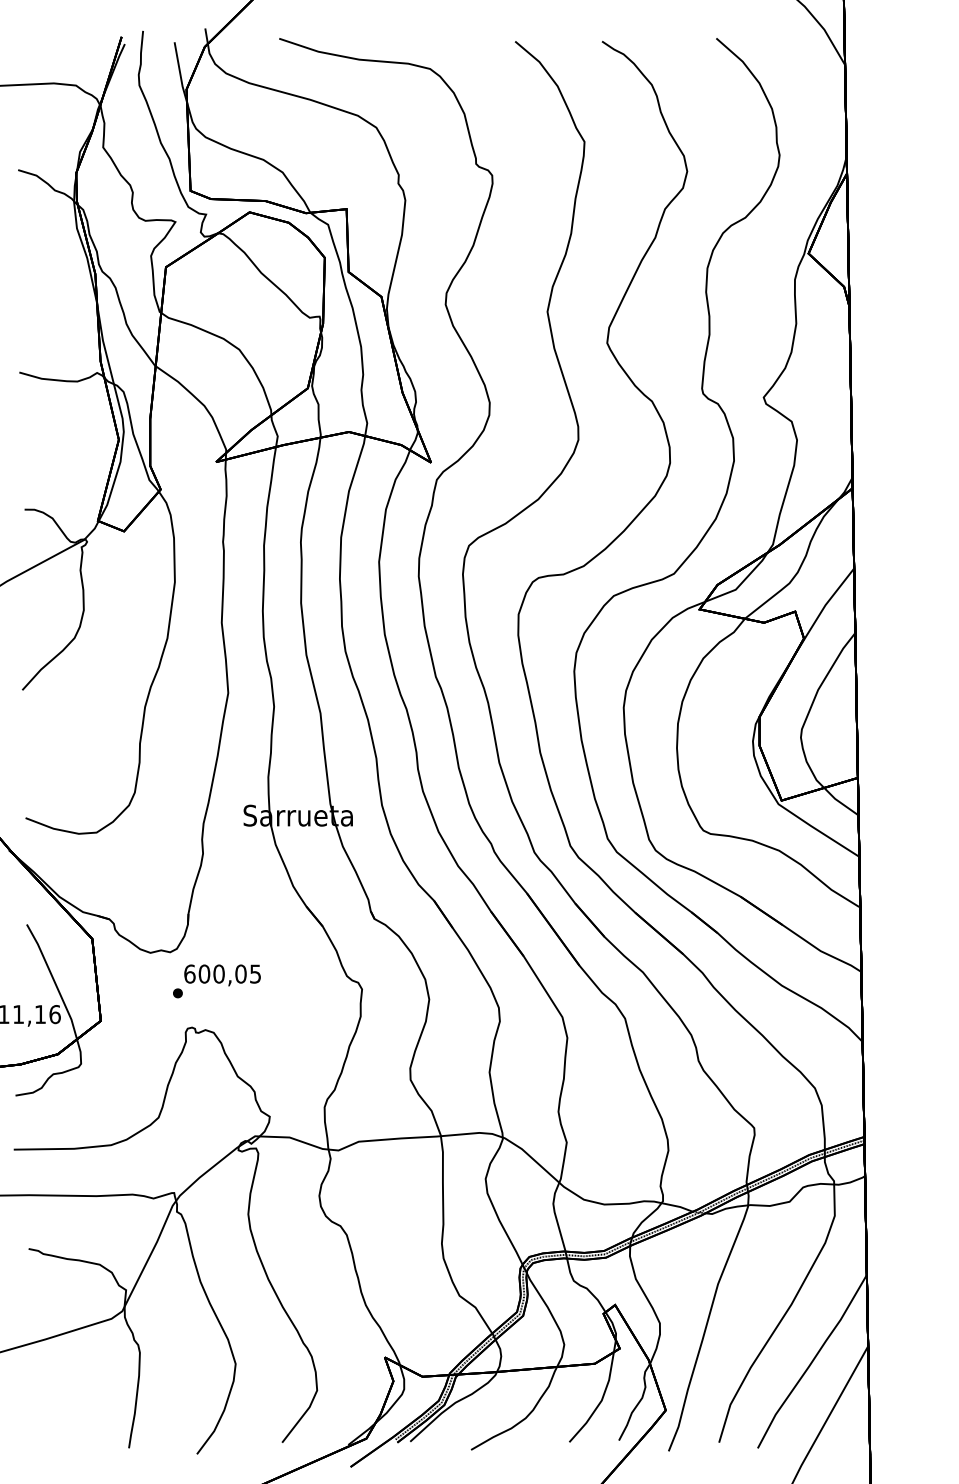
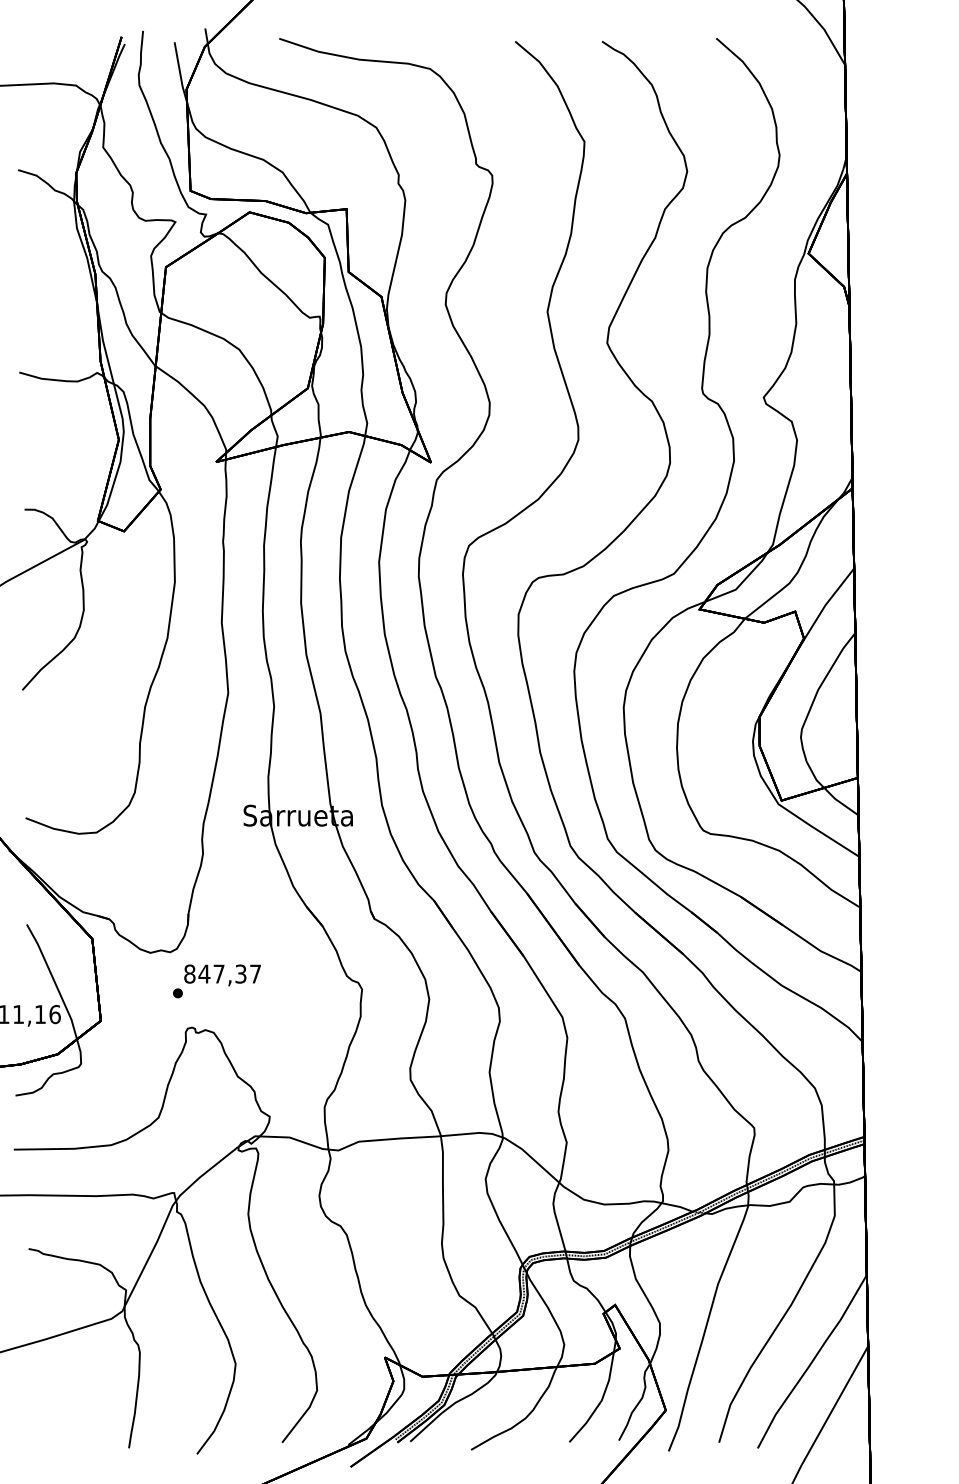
text: 600,05 -> 847,37 (222, 973)
